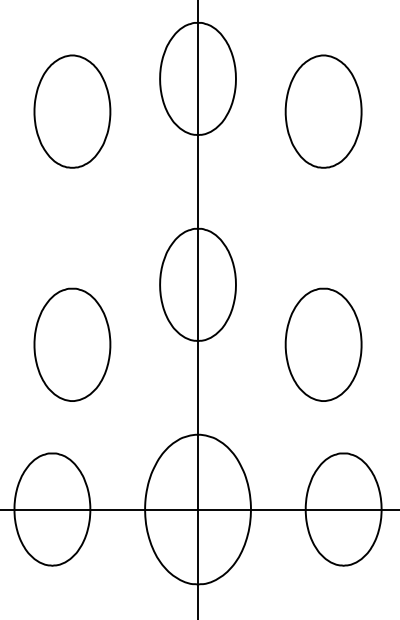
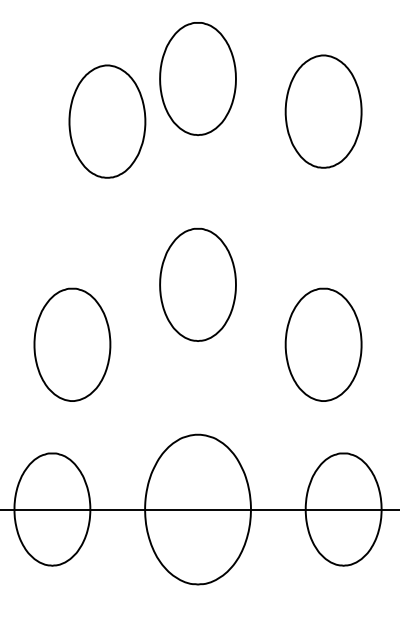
part position: (72, 111) -> (107, 121) (107, 121)
line: present -> none (198, 309)
